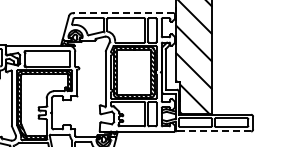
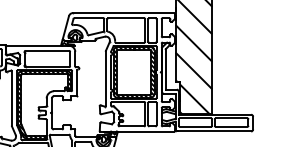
line: dashed -> solid (123, 13)
line: dashed -> solid (214, 131)
